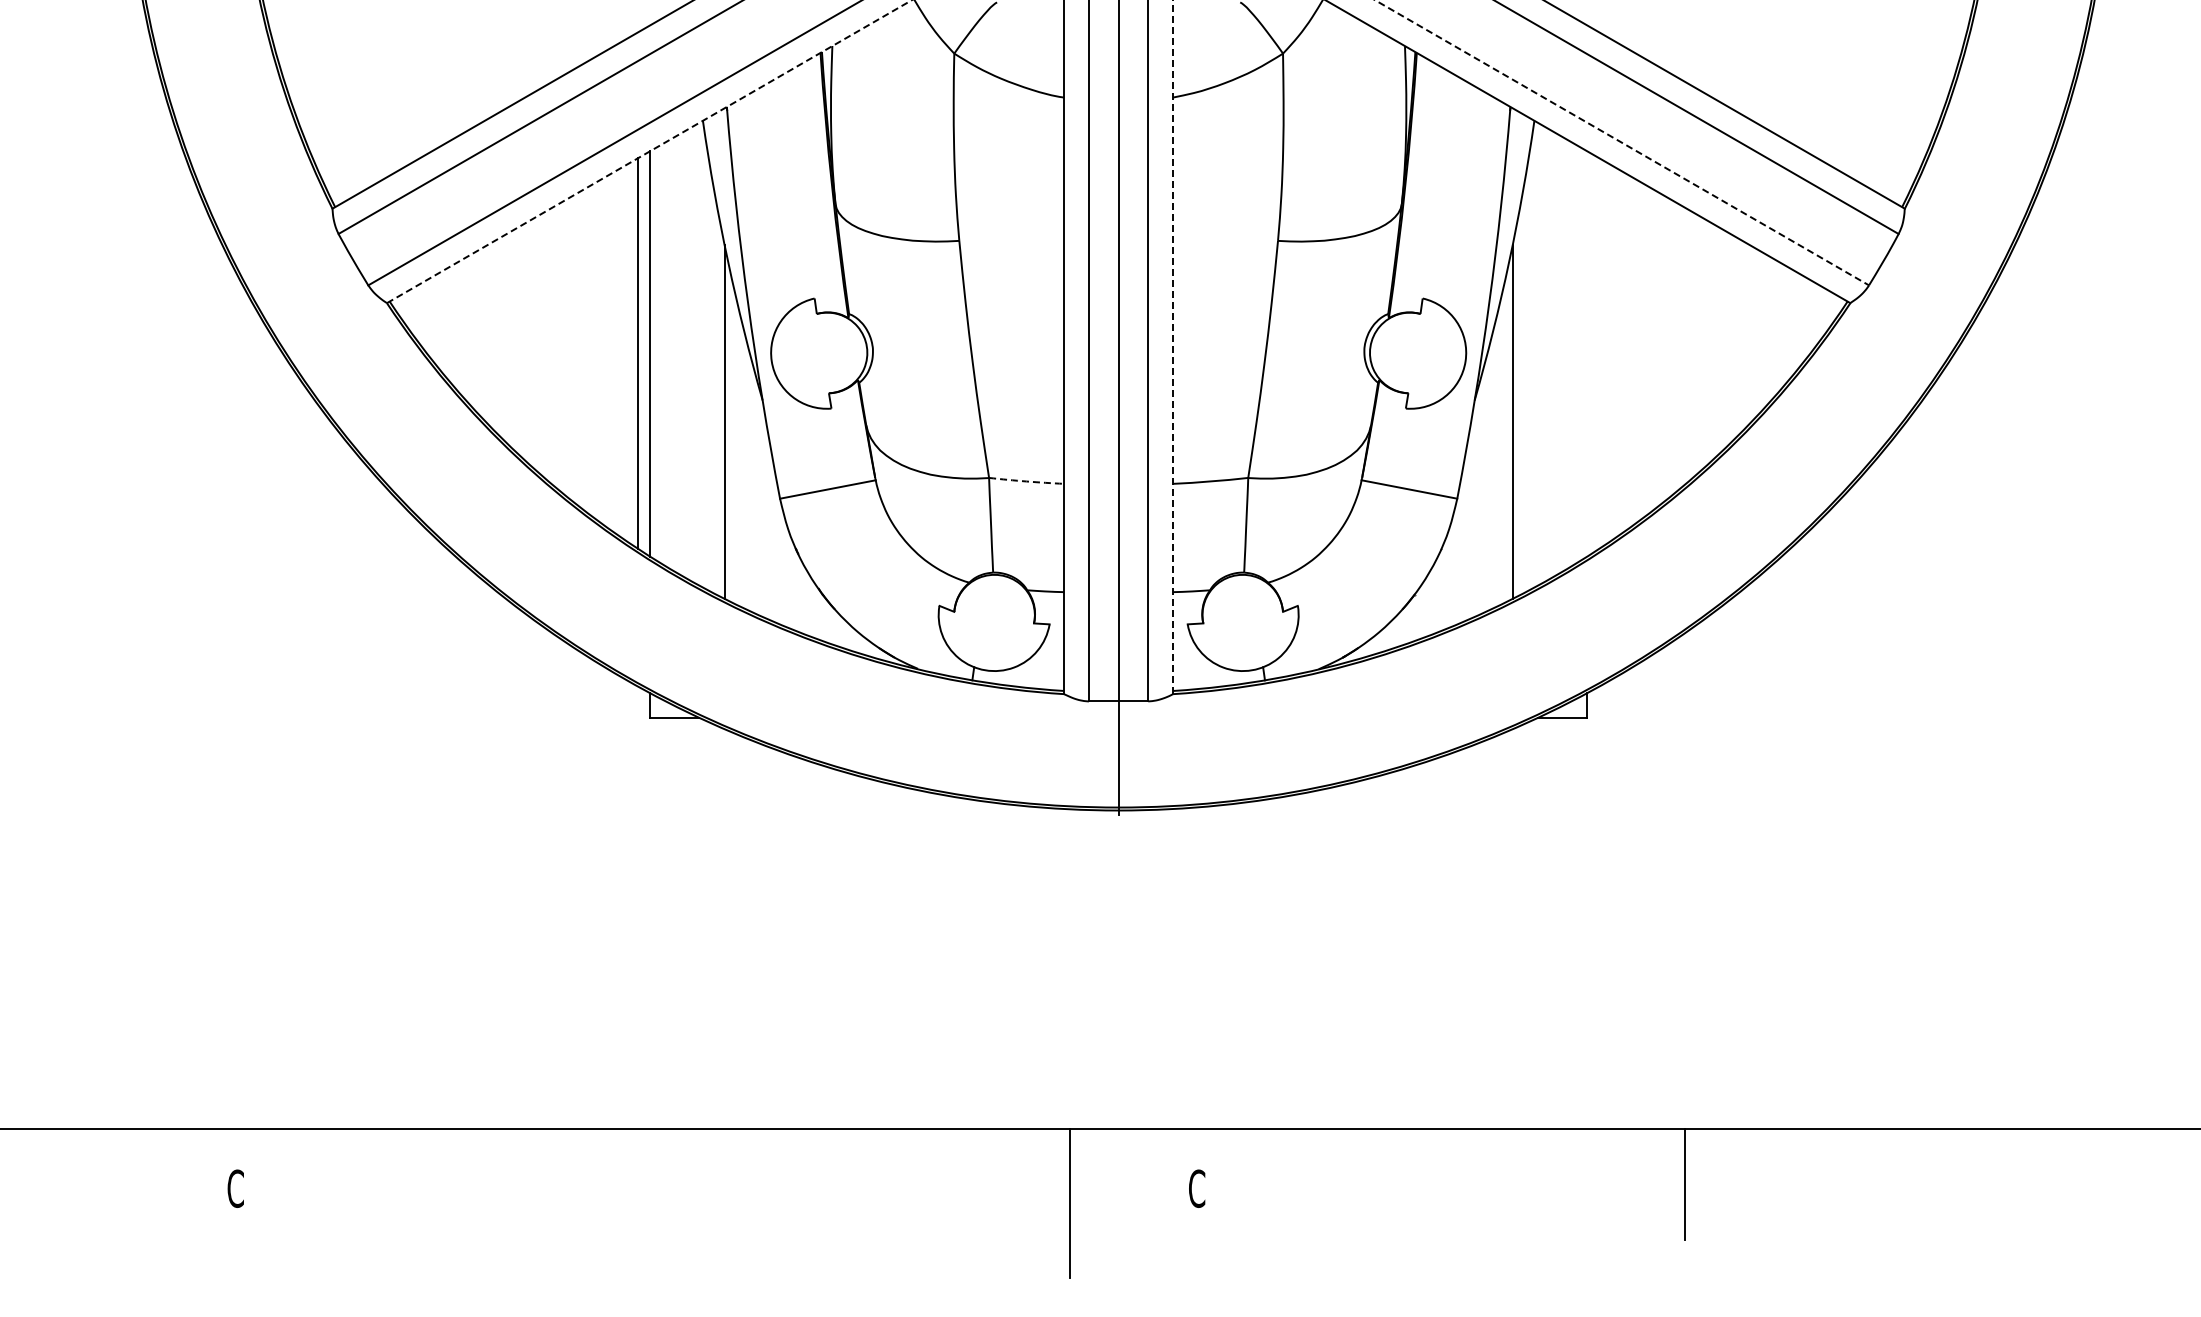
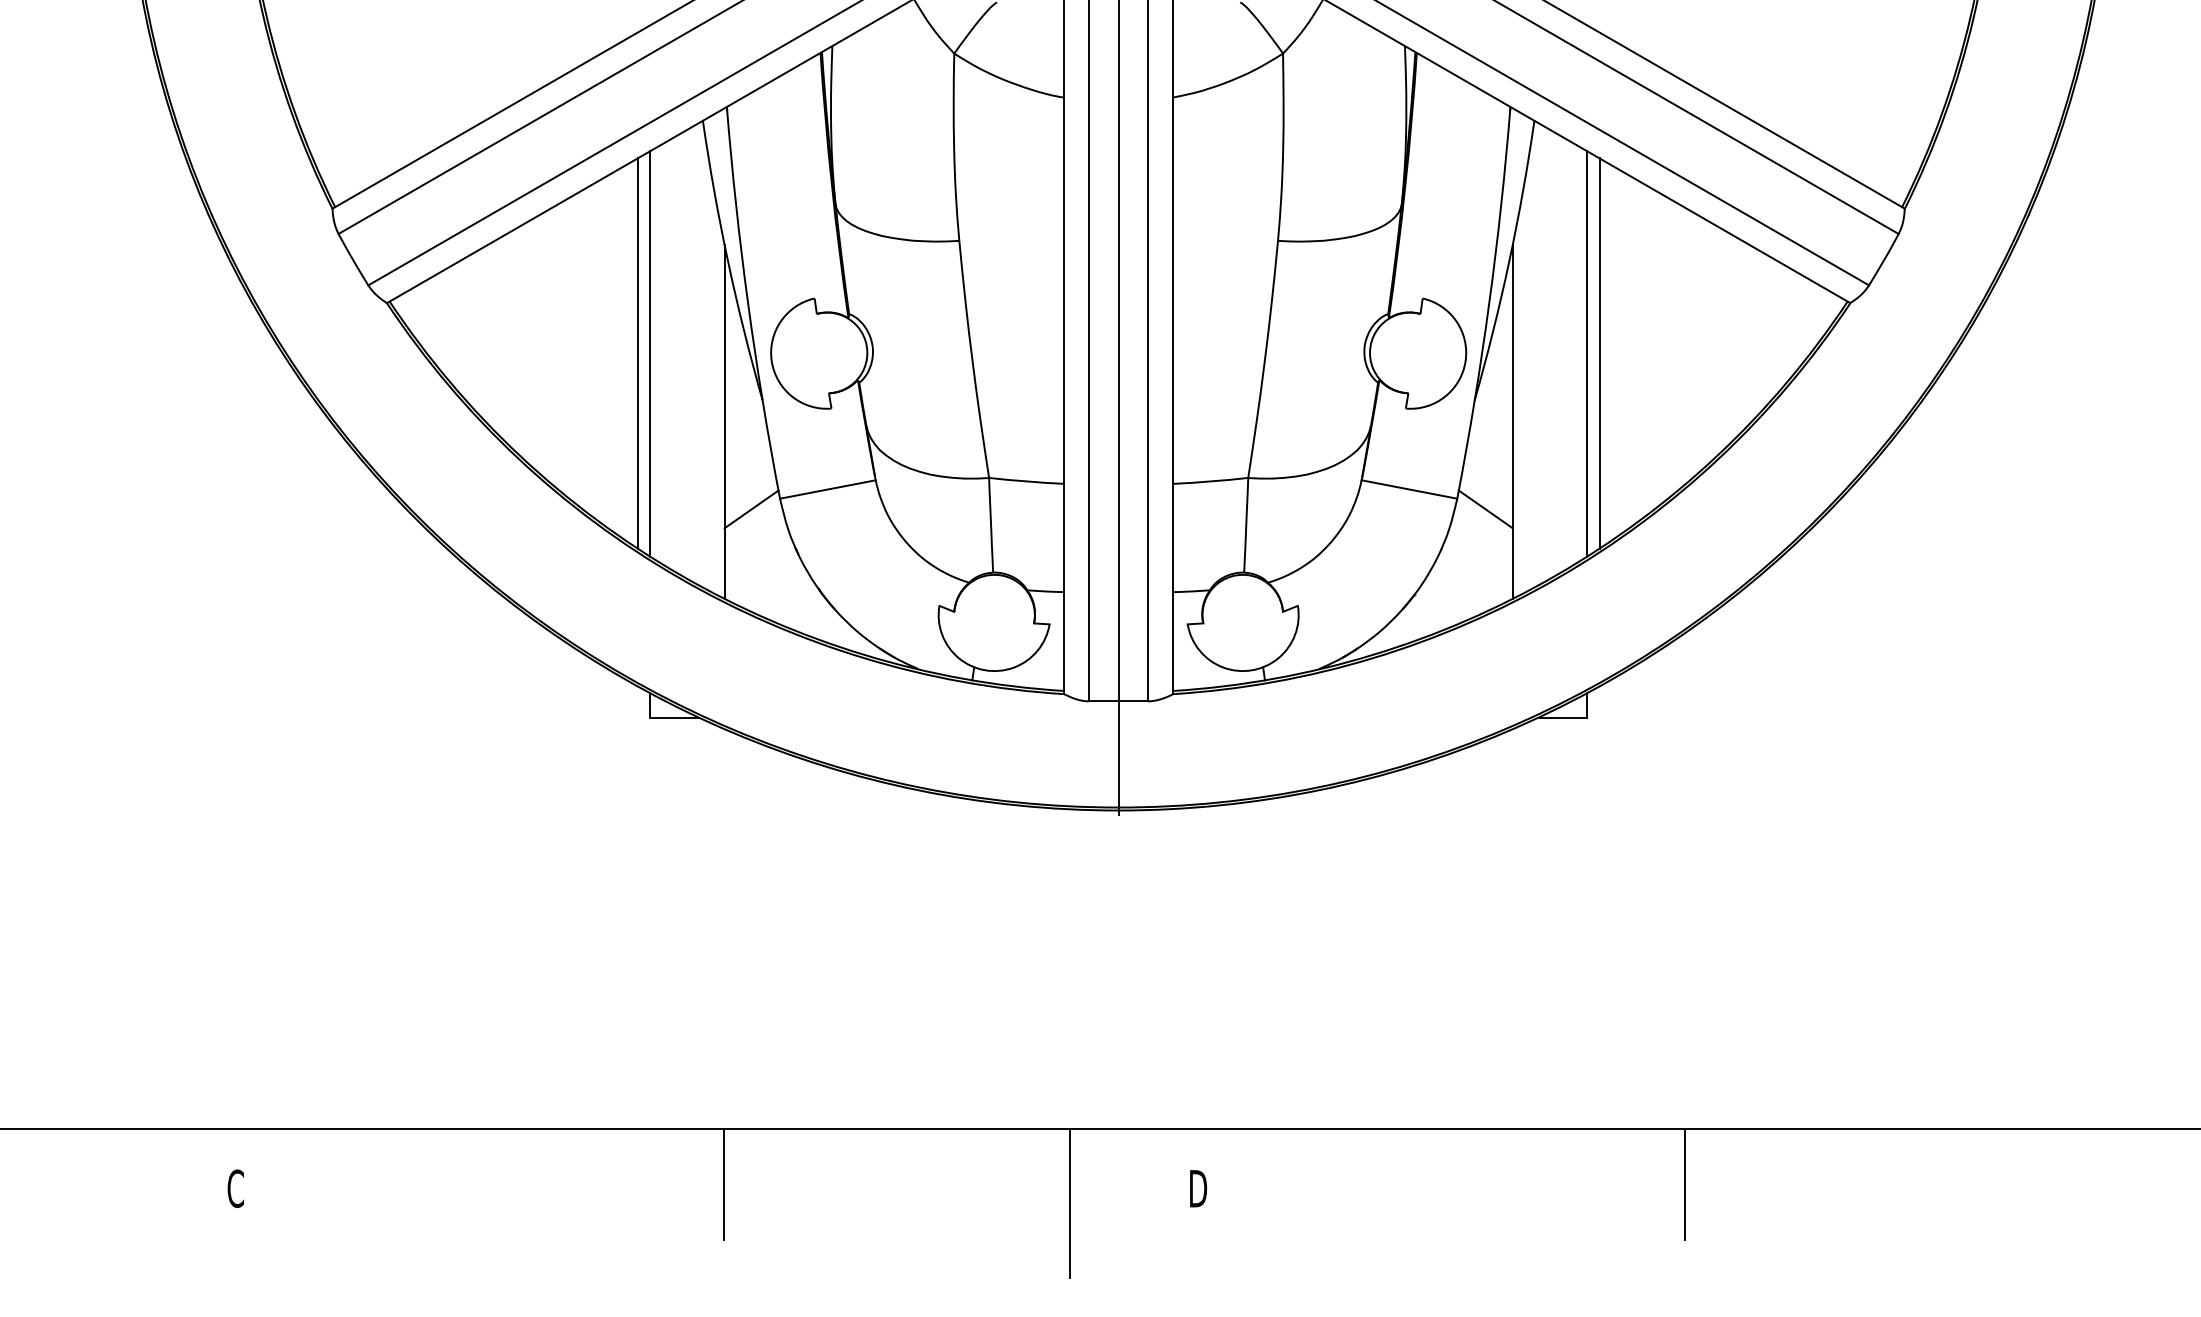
line: dashed -> solid (1622, 143)
line: dashed -> solid (649, 151)
line: dashed -> solid (1173, 347)
line: none -> present (1587, 353)
line: none -> present (1599, 353)
arc: dashed -> solid (1026, 481)
line: none -> present (751, 509)
line: none -> present (1485, 509)
line: none -> present (723, 1184)
text: C -> D (1198, 1188)
